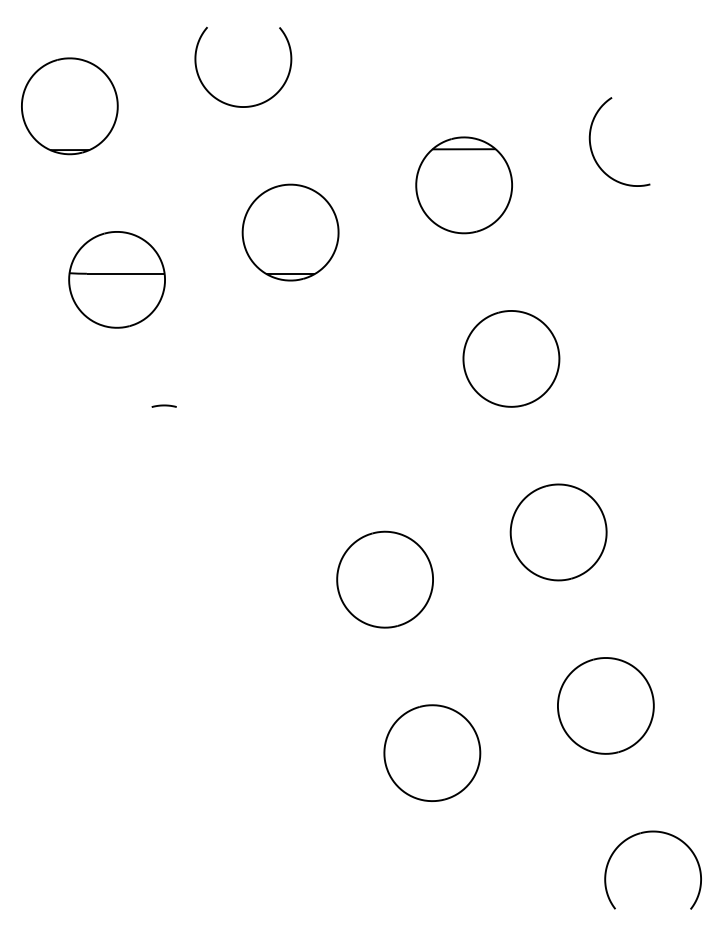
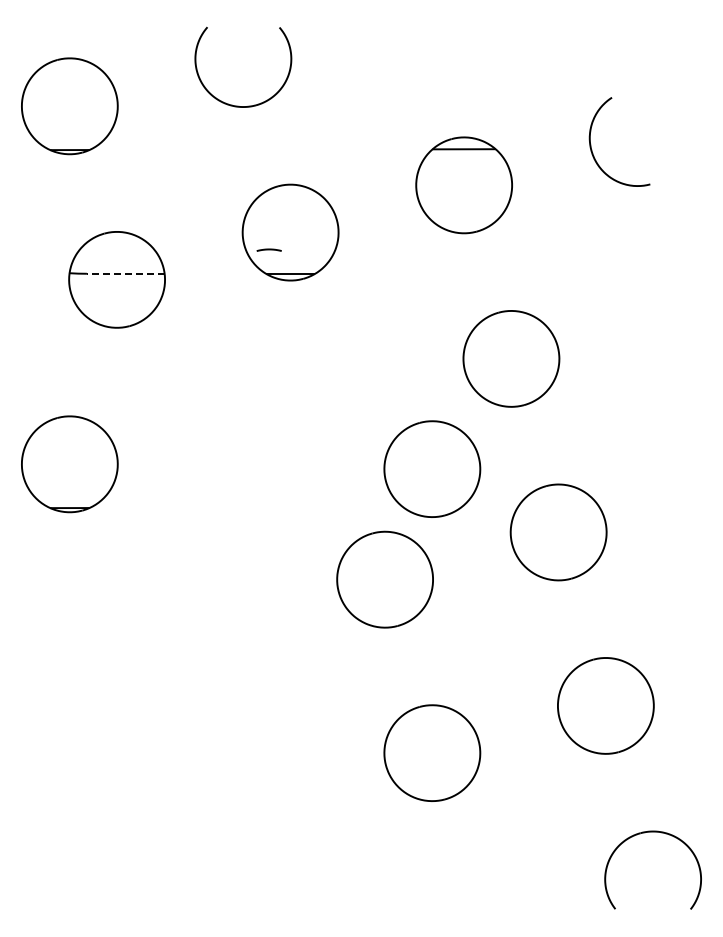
line: solid -> dashed (125, 273)
line position: (163, 405) -> (268, 249) (268, 249)
part: none -> present (69, 464)
part: none -> present (432, 468)
